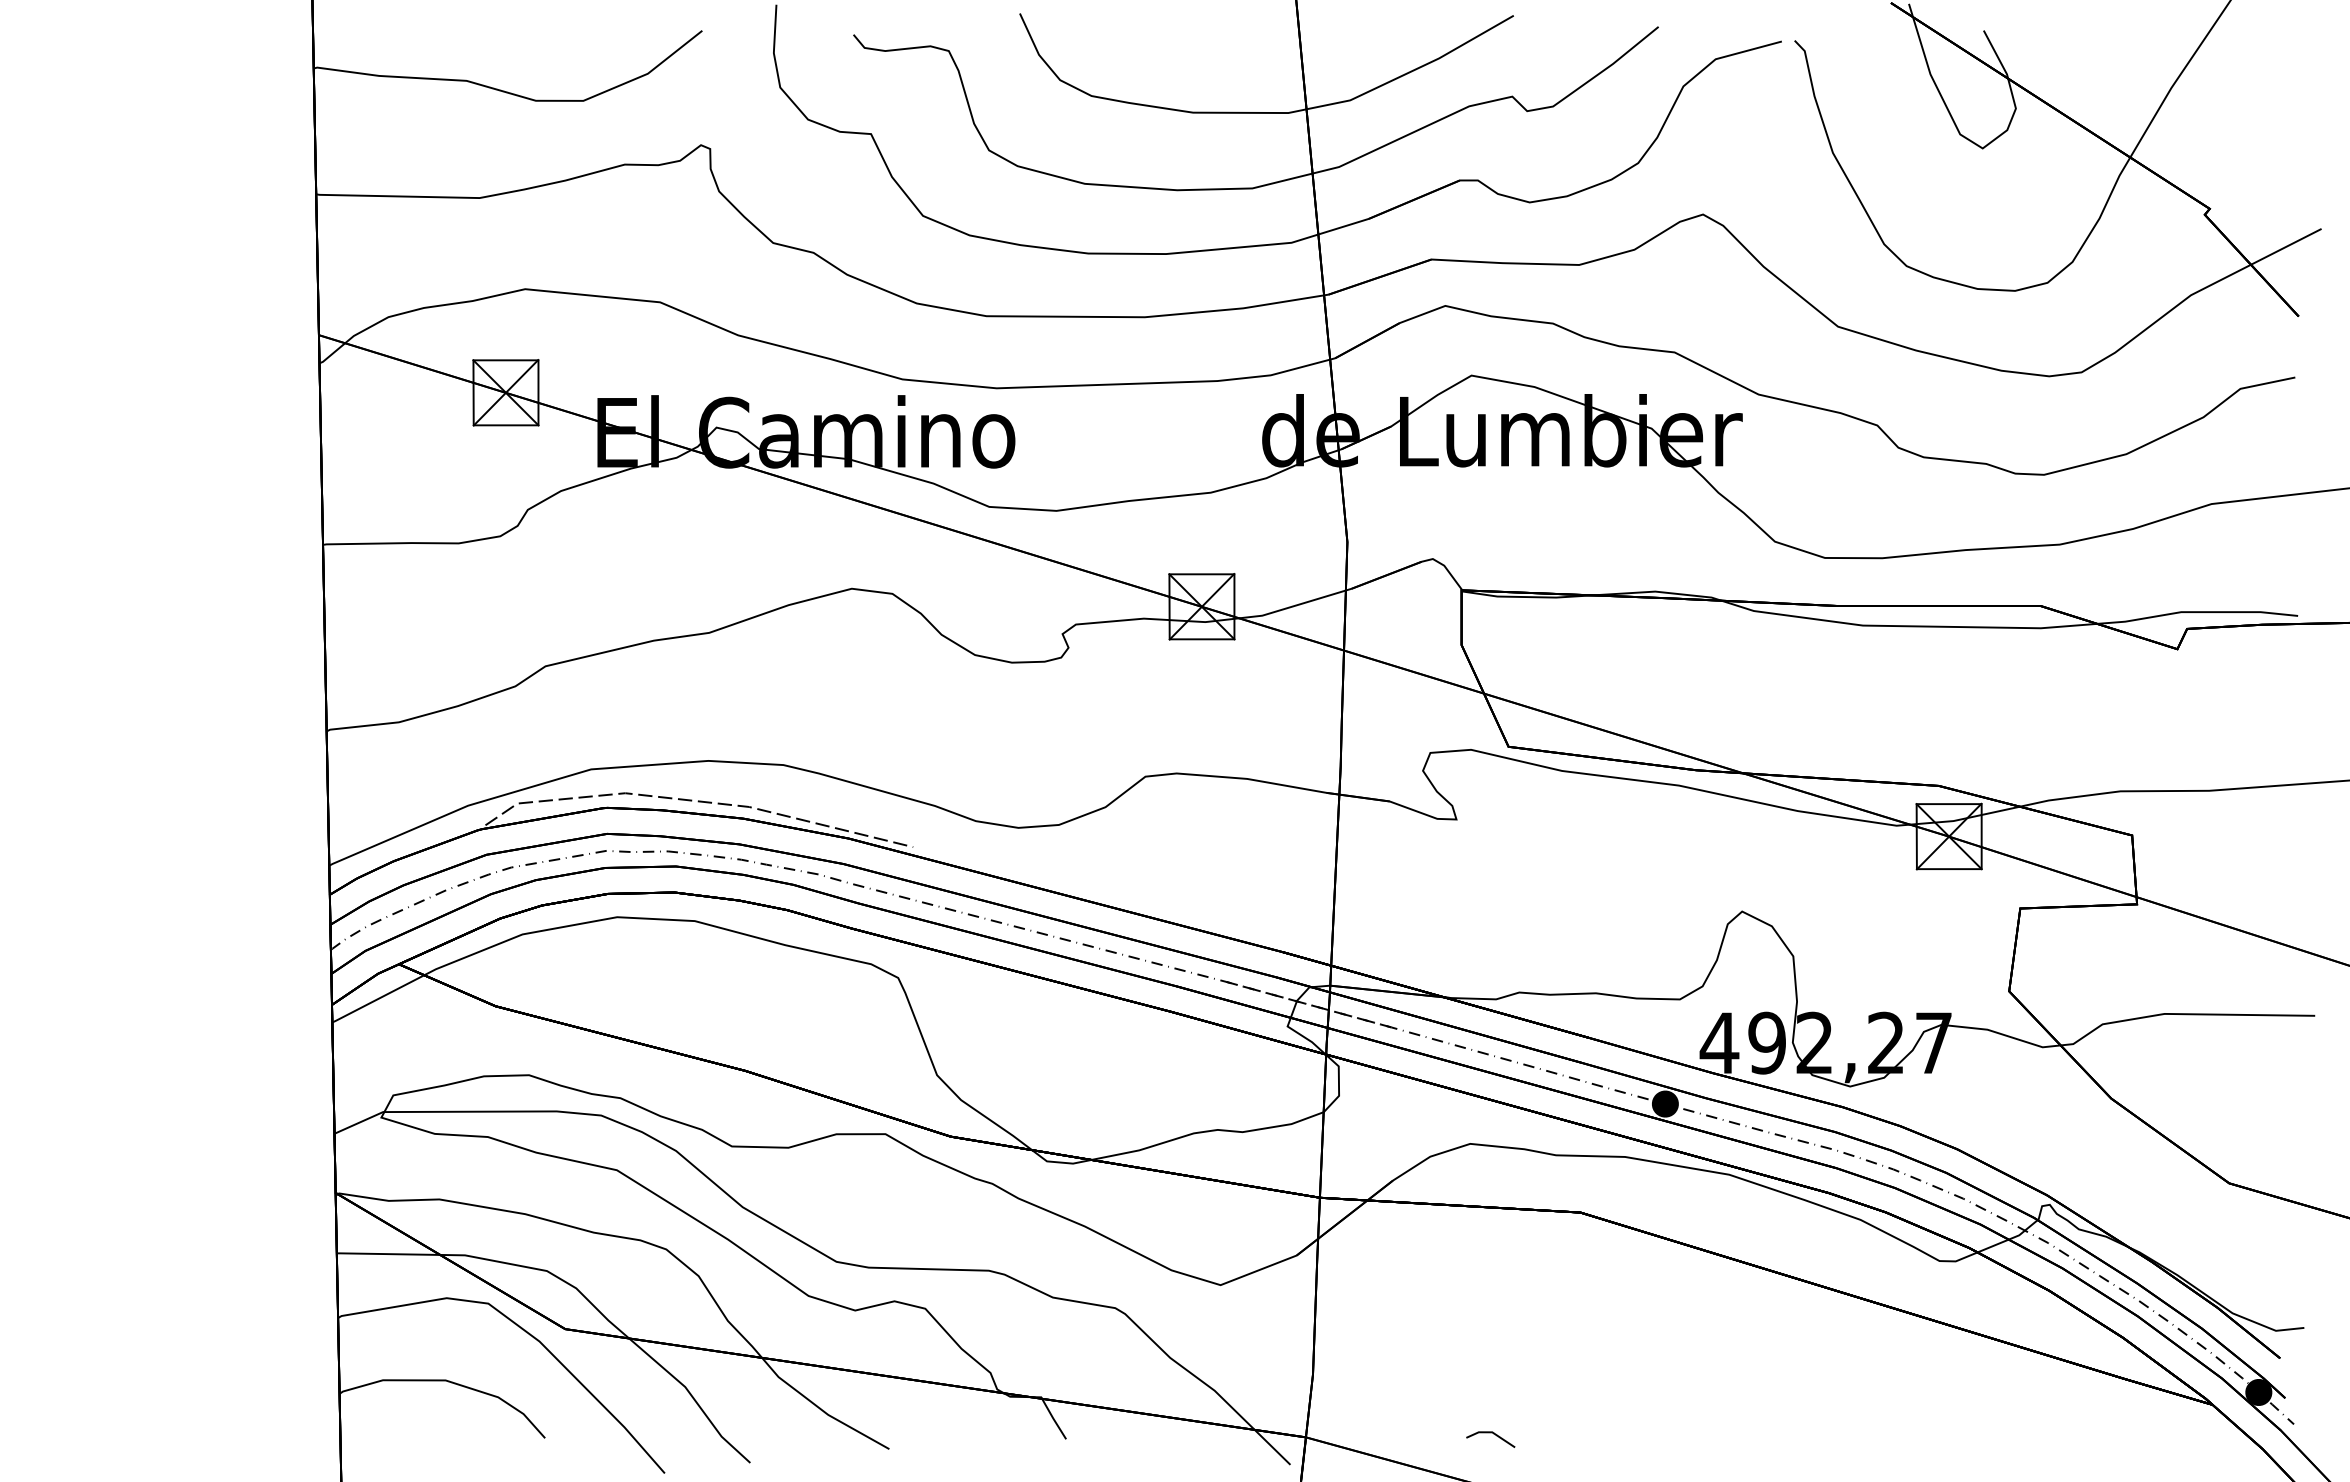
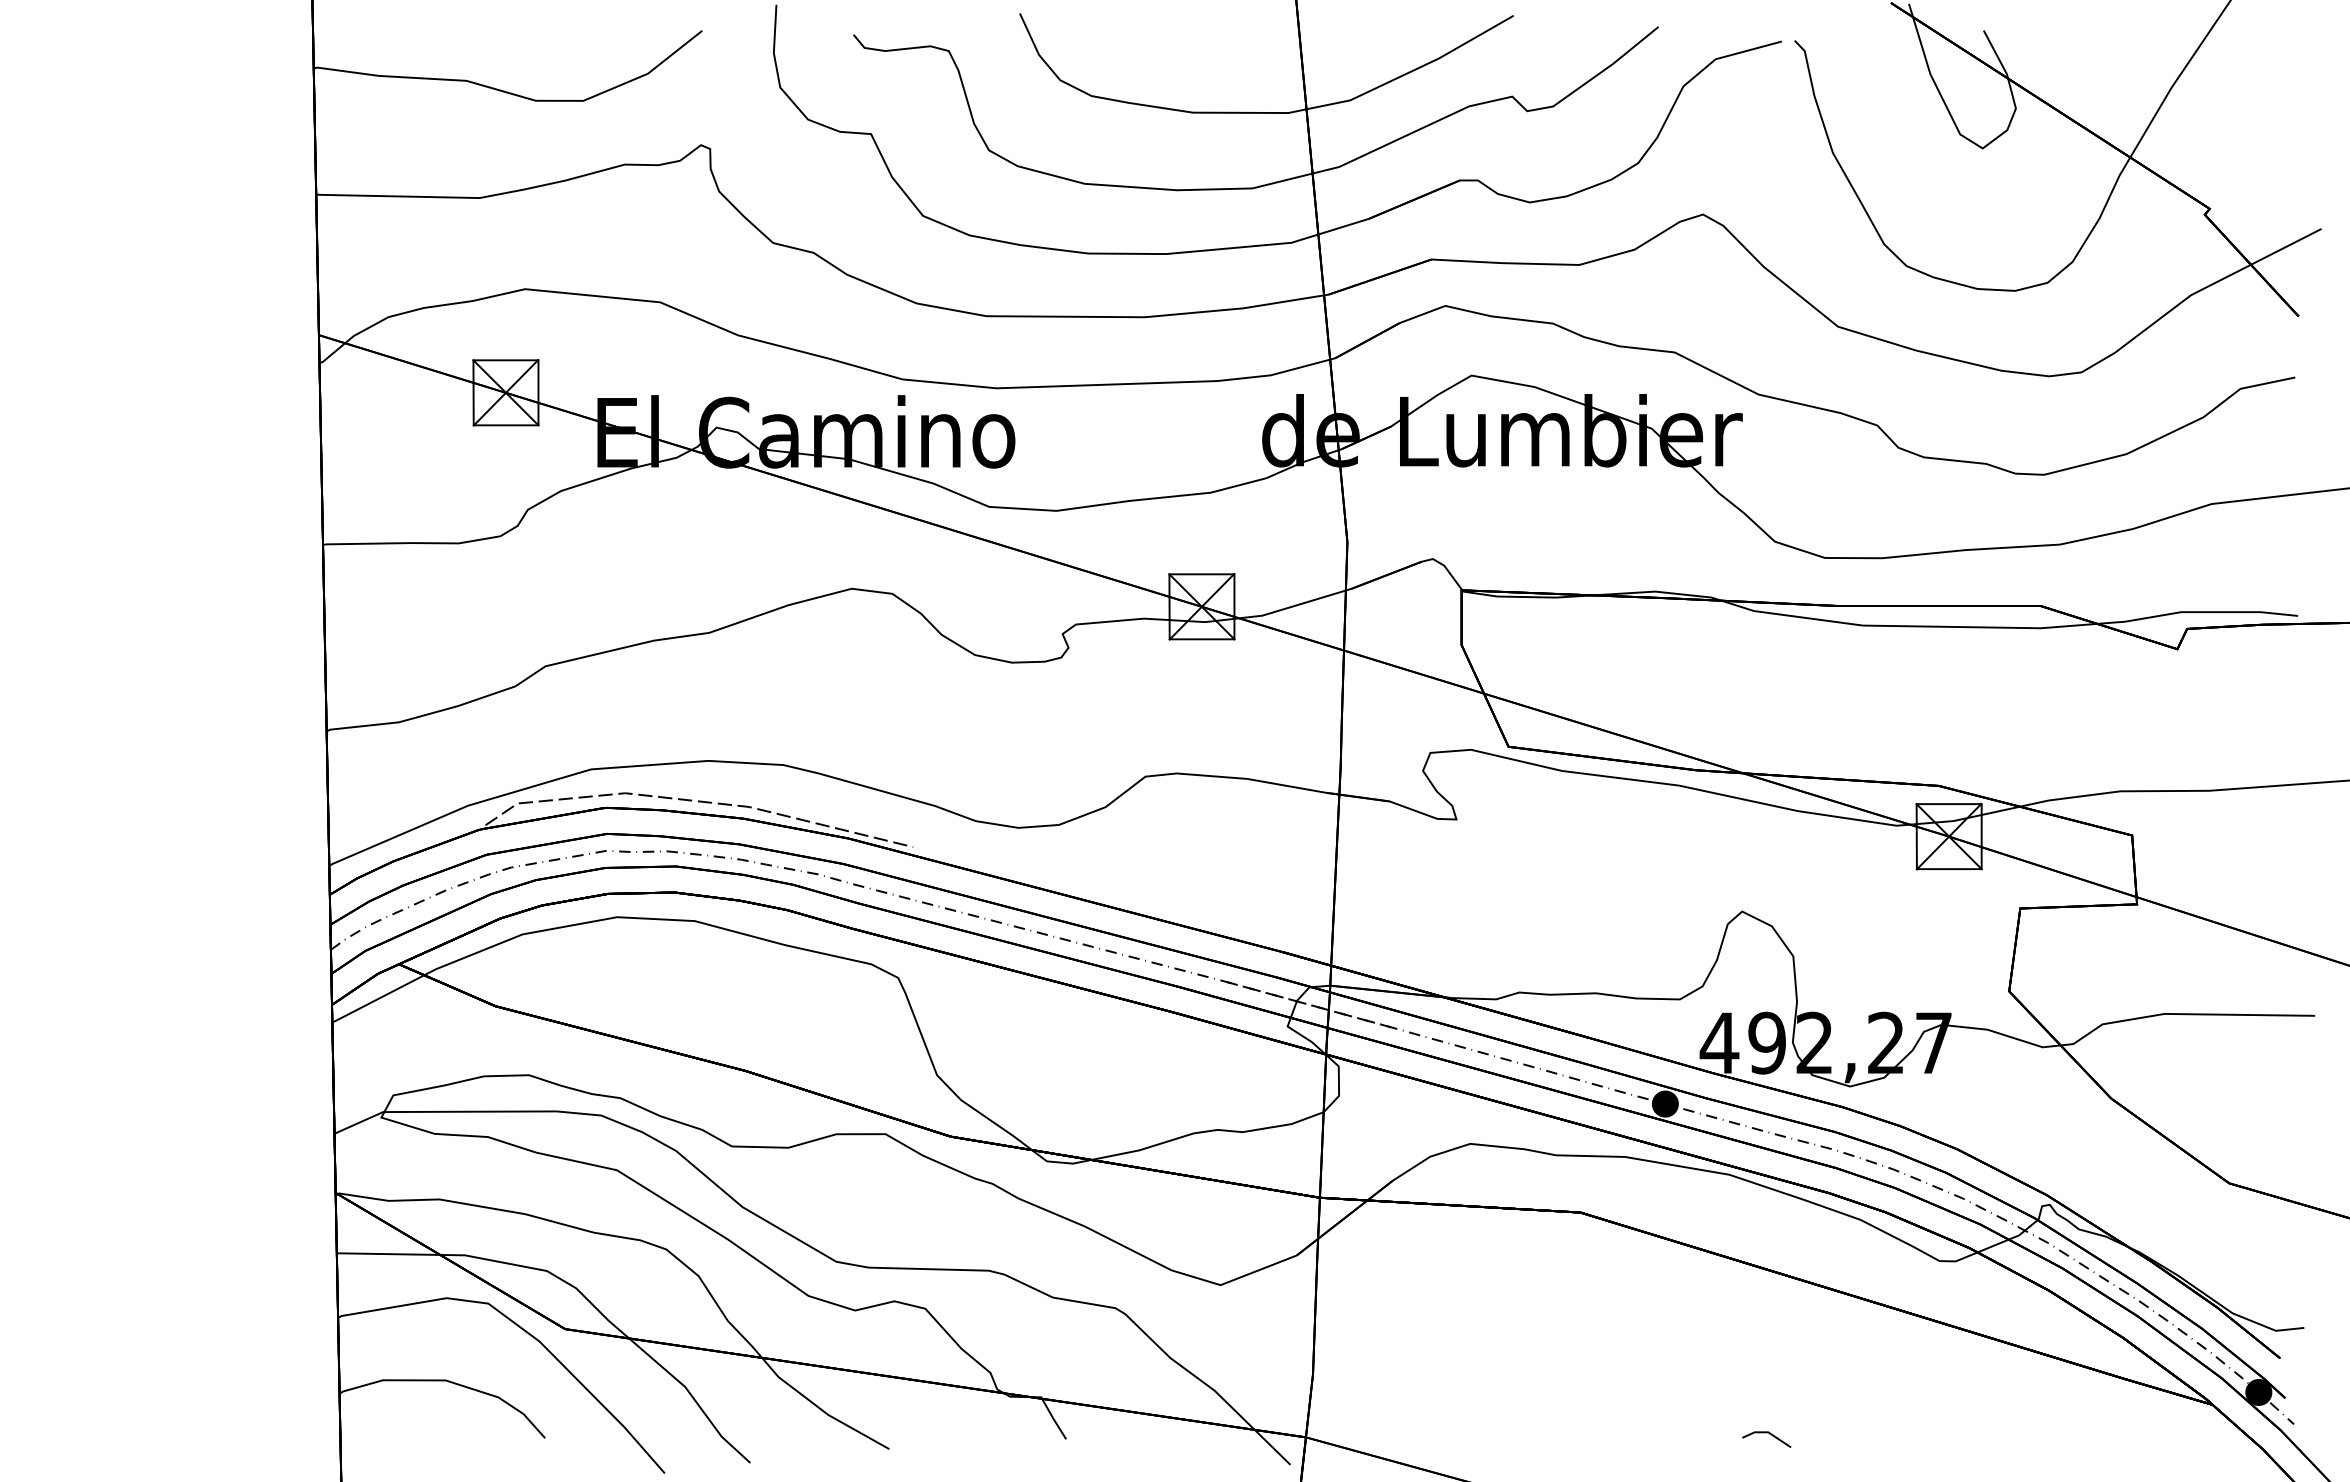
line position: (1493, 1434) -> (1769, 1434) (1769, 1434)
